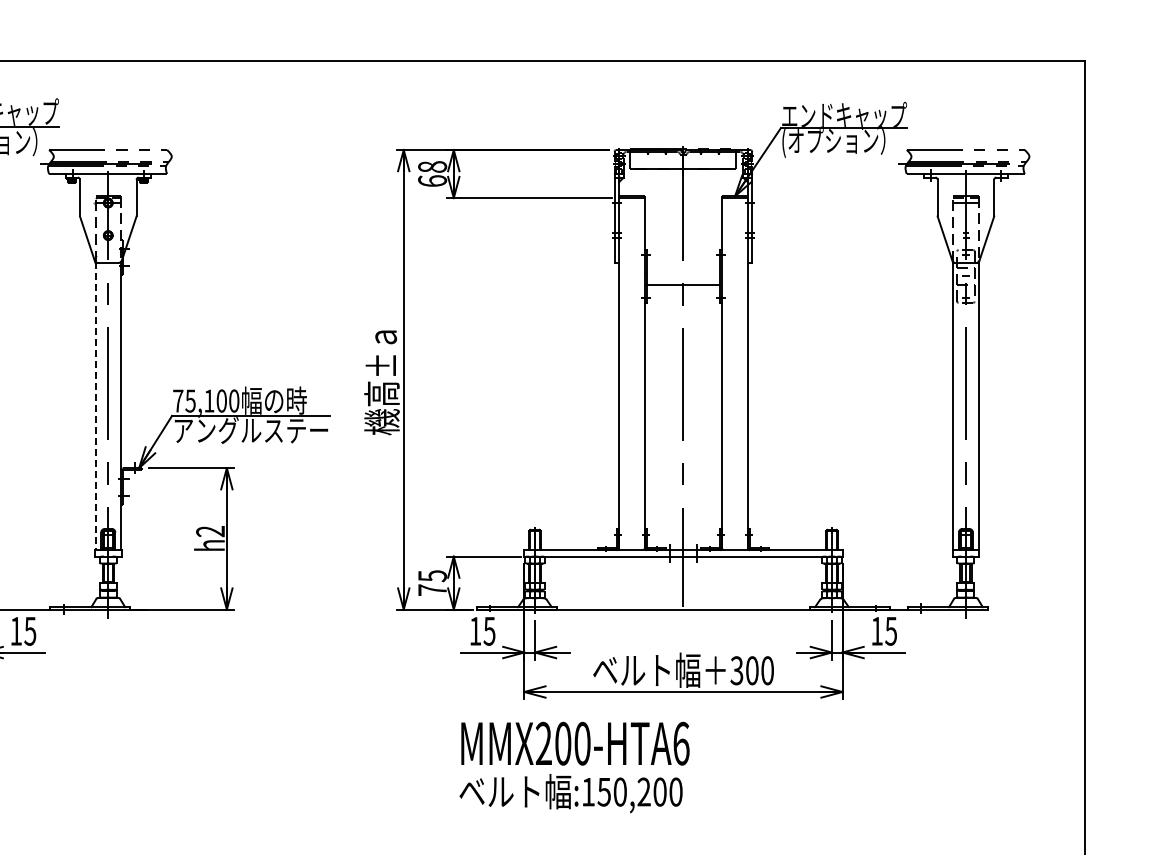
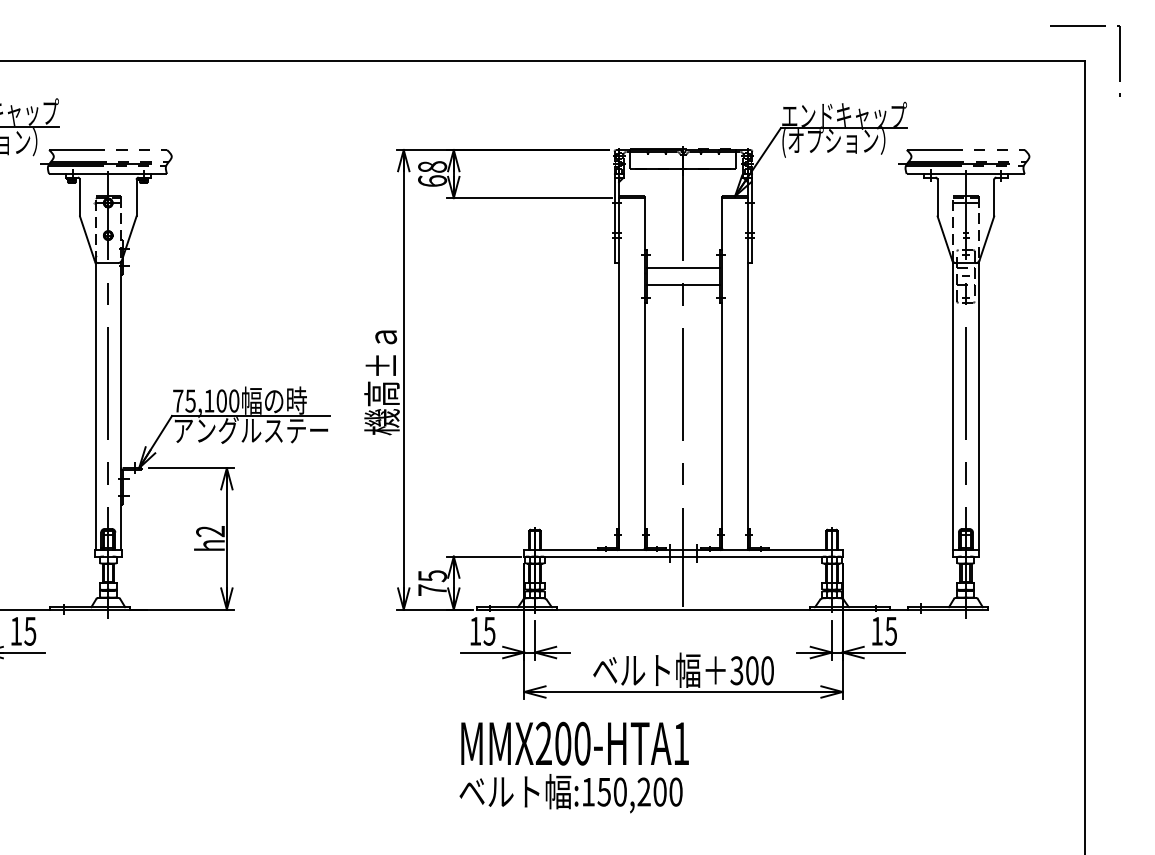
part: none -> present (1085, 26)
line: none -> present (683, 267)
line: dashed -> solid (95, 406)
text: MMX200-HTA6 -> MMX200-HTA1 (681, 743)
